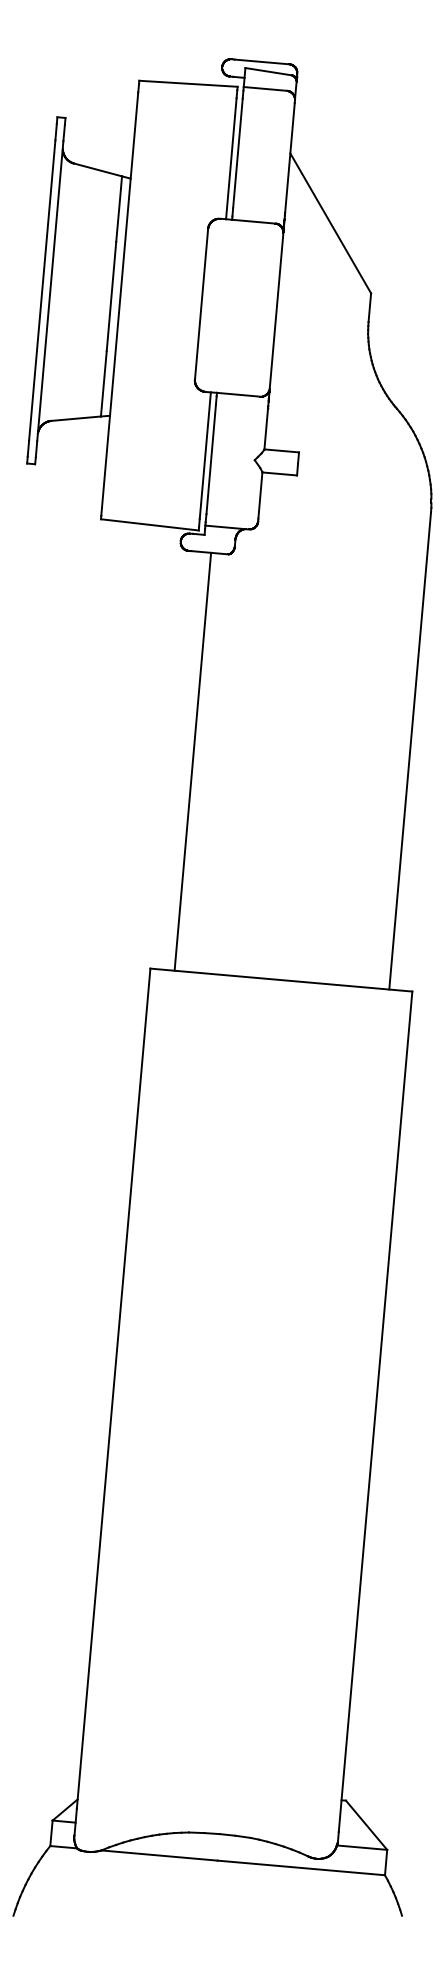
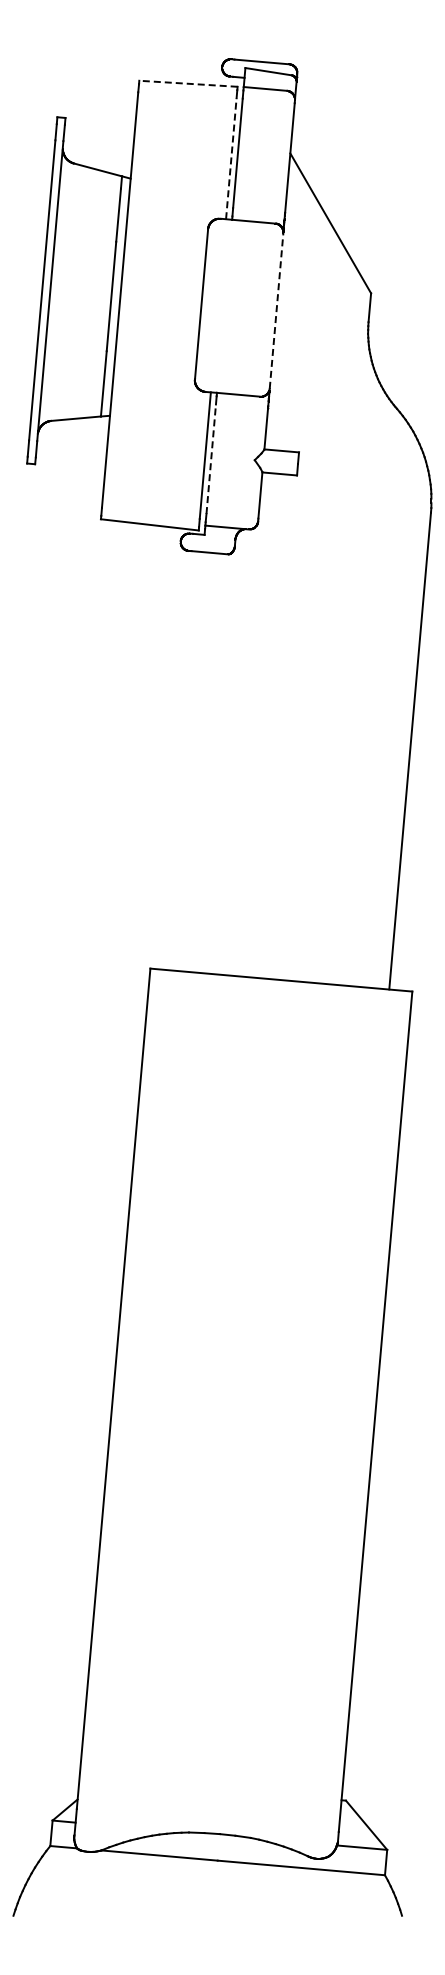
line: solid -> dashed (187, 83)
line: solid -> dashed (231, 158)
line: solid -> dashed (276, 310)
line: solid -> dashed (211, 458)
line: present -> none (192, 761)
